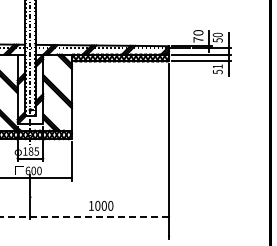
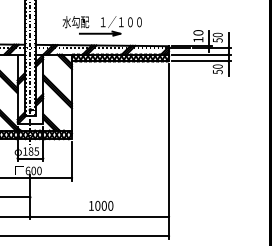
part: none -> present (101, 26)
text: 70 -> 10 (198, 39)
text: 51 -> 50 (217, 66)
line: none -> present (16, 197)
line: dashed -> solid (84, 216)
line: none -> present (85, 236)
